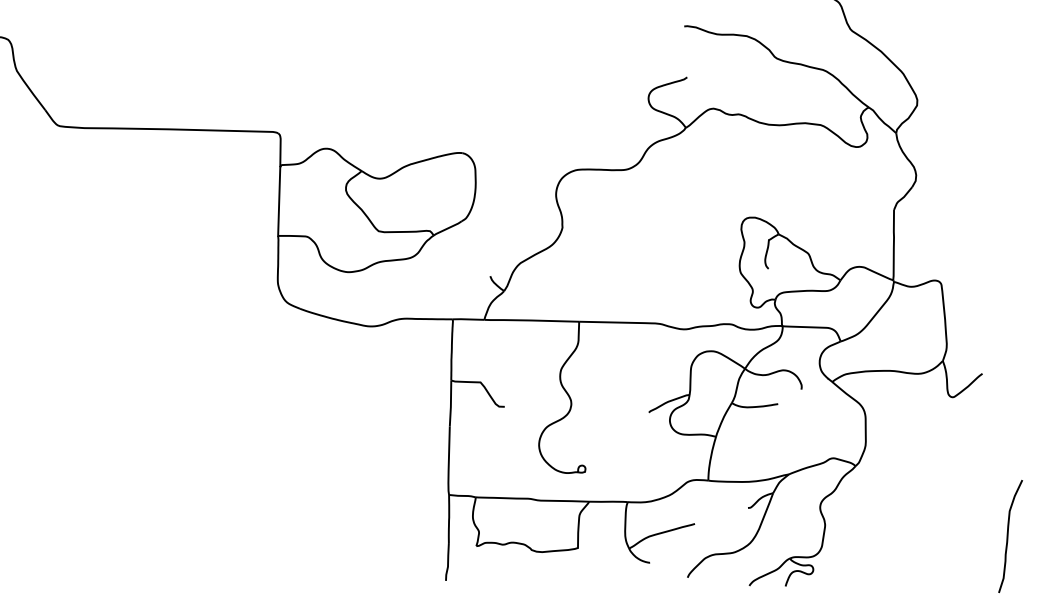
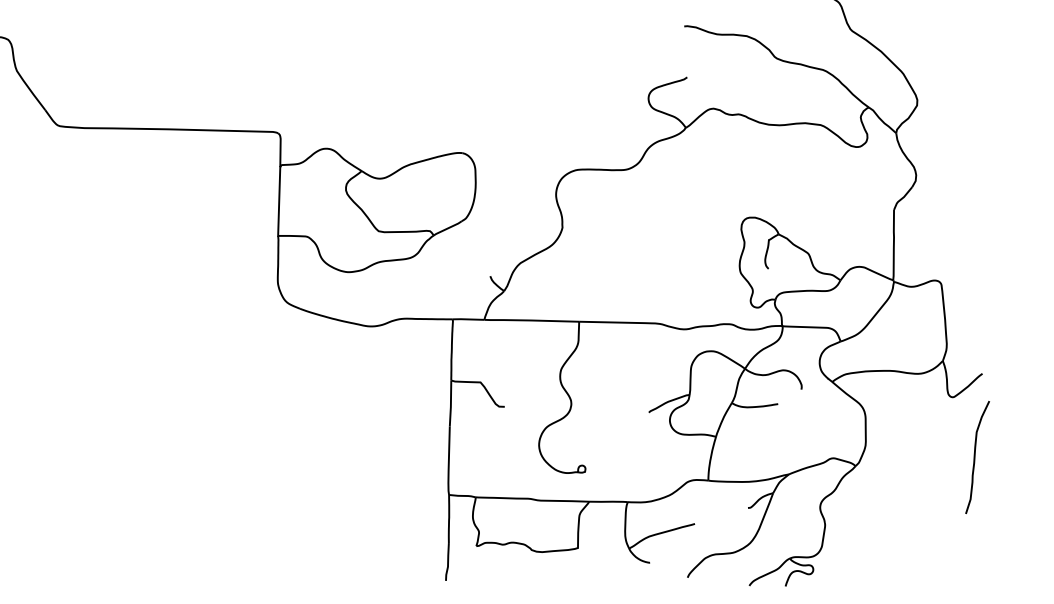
curve position: (1008, 536) -> (975, 457) (975, 457)
